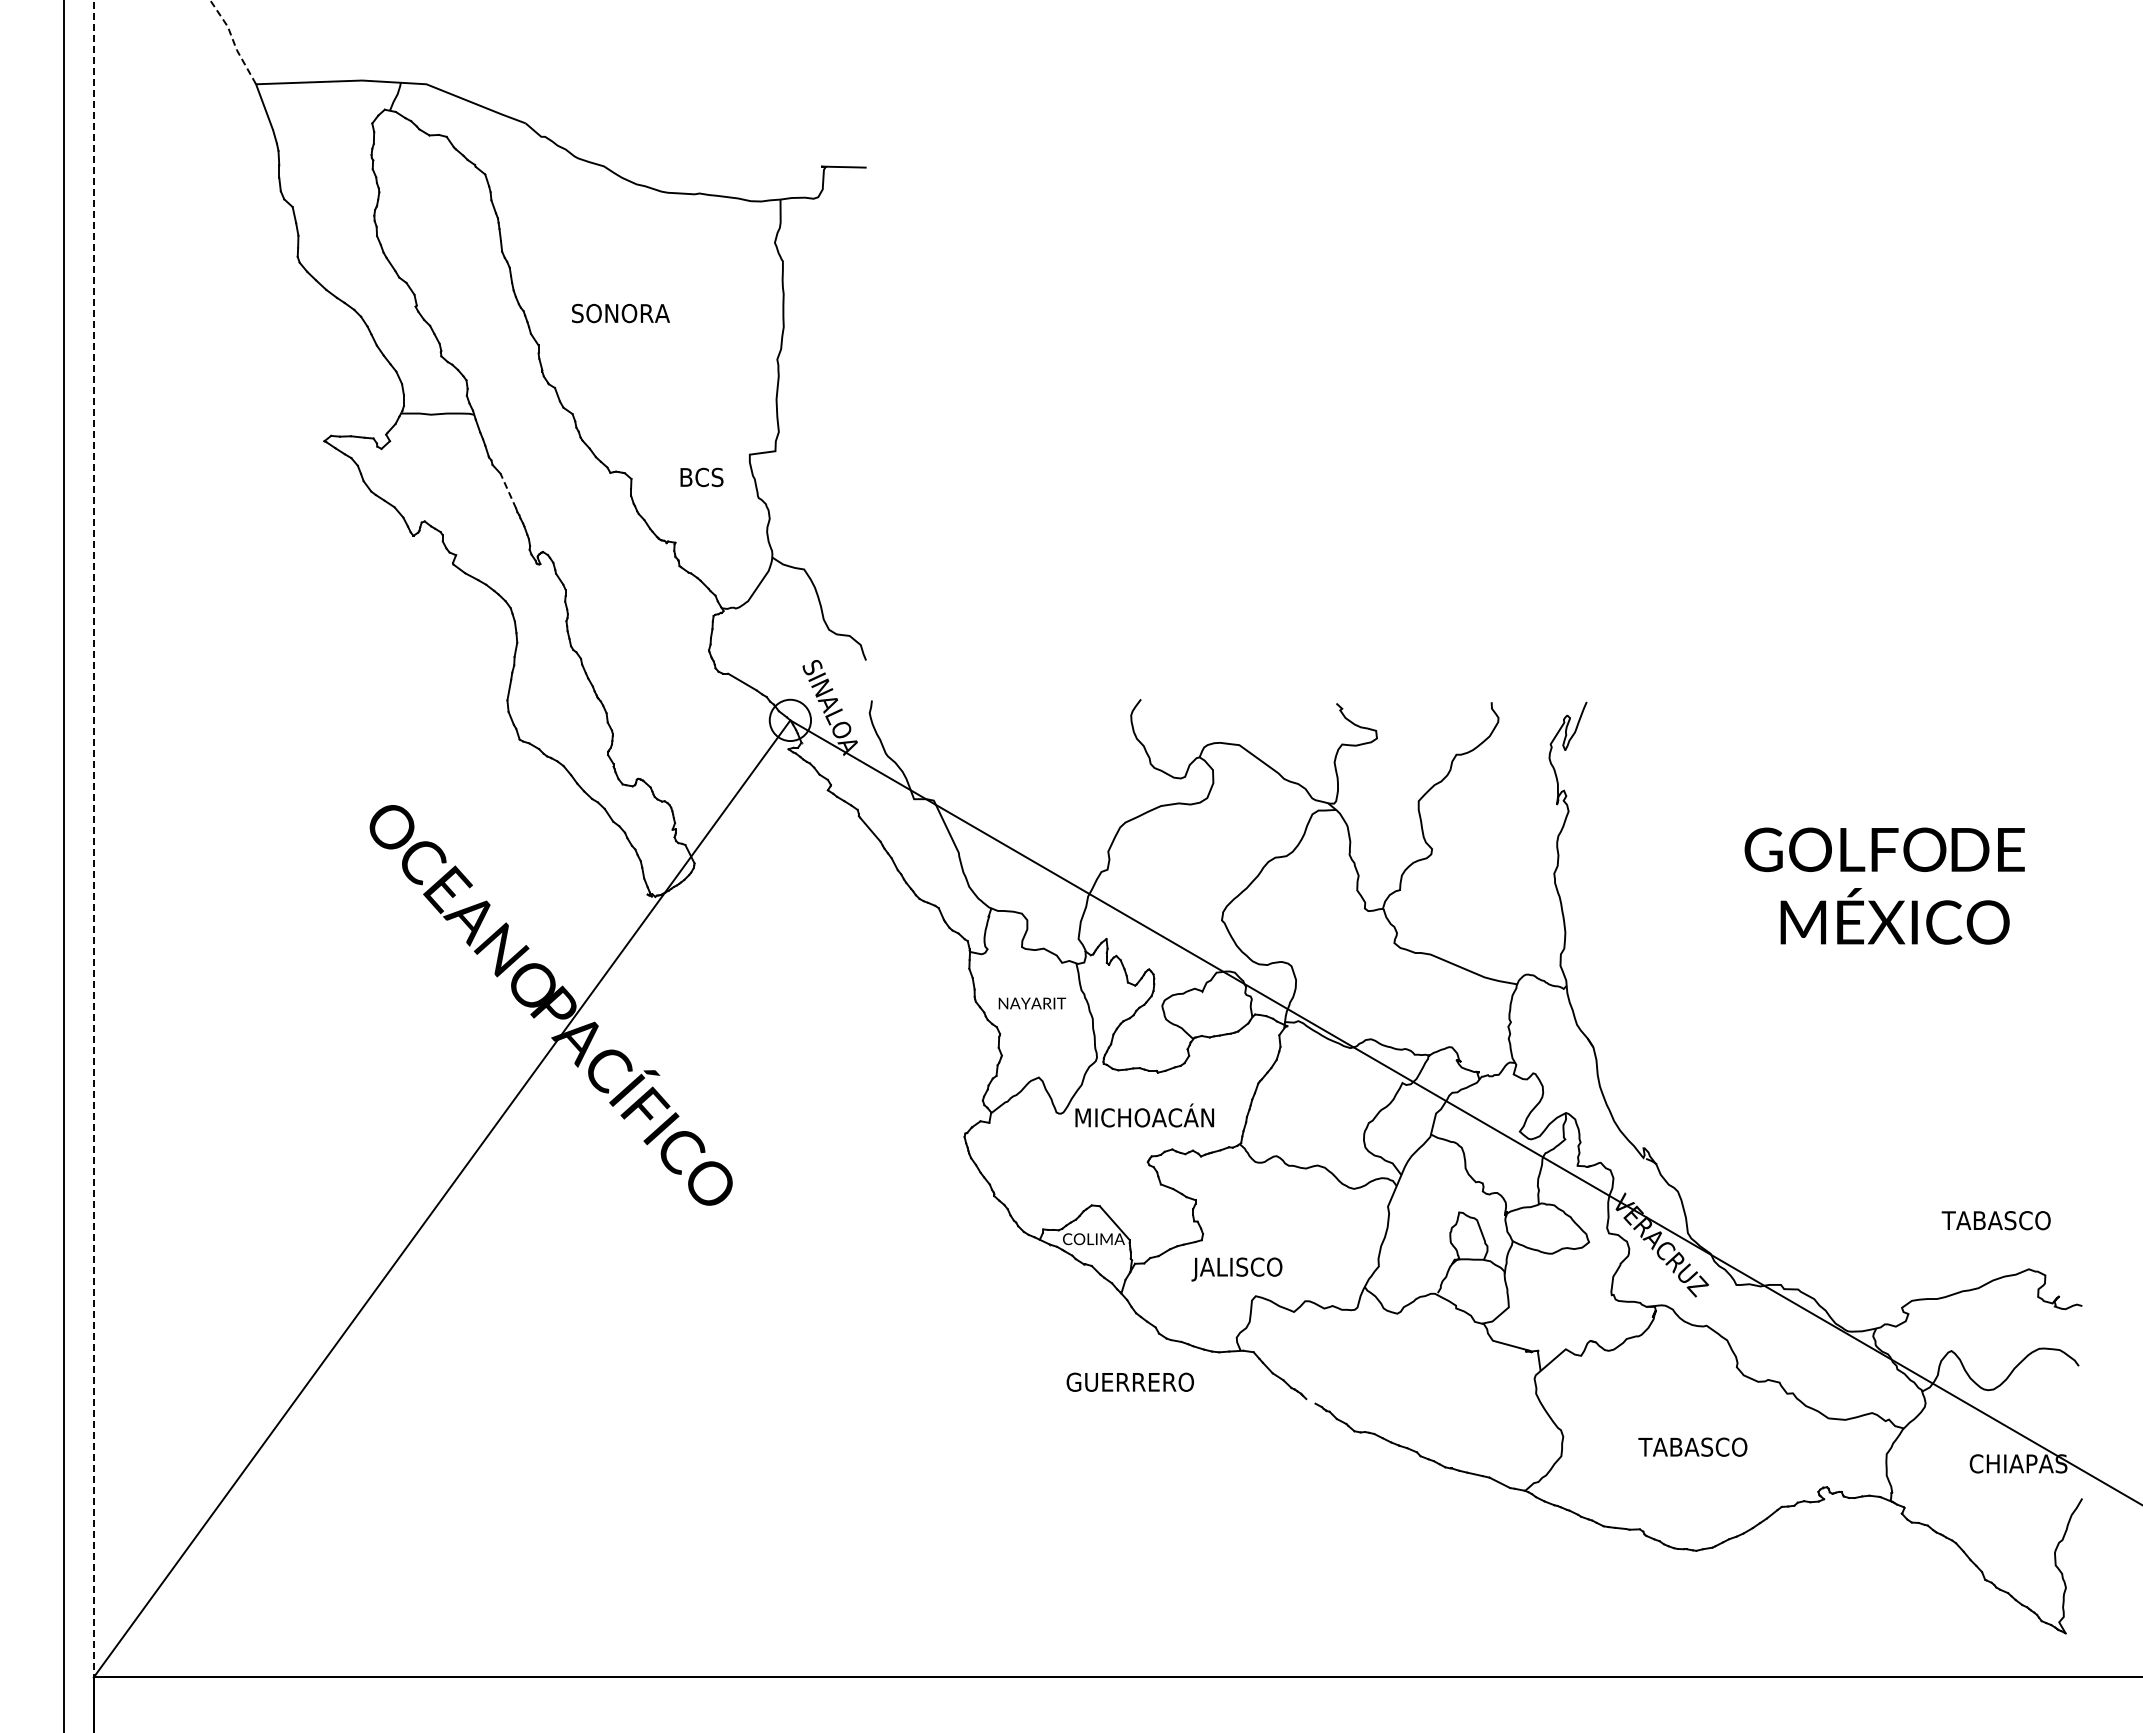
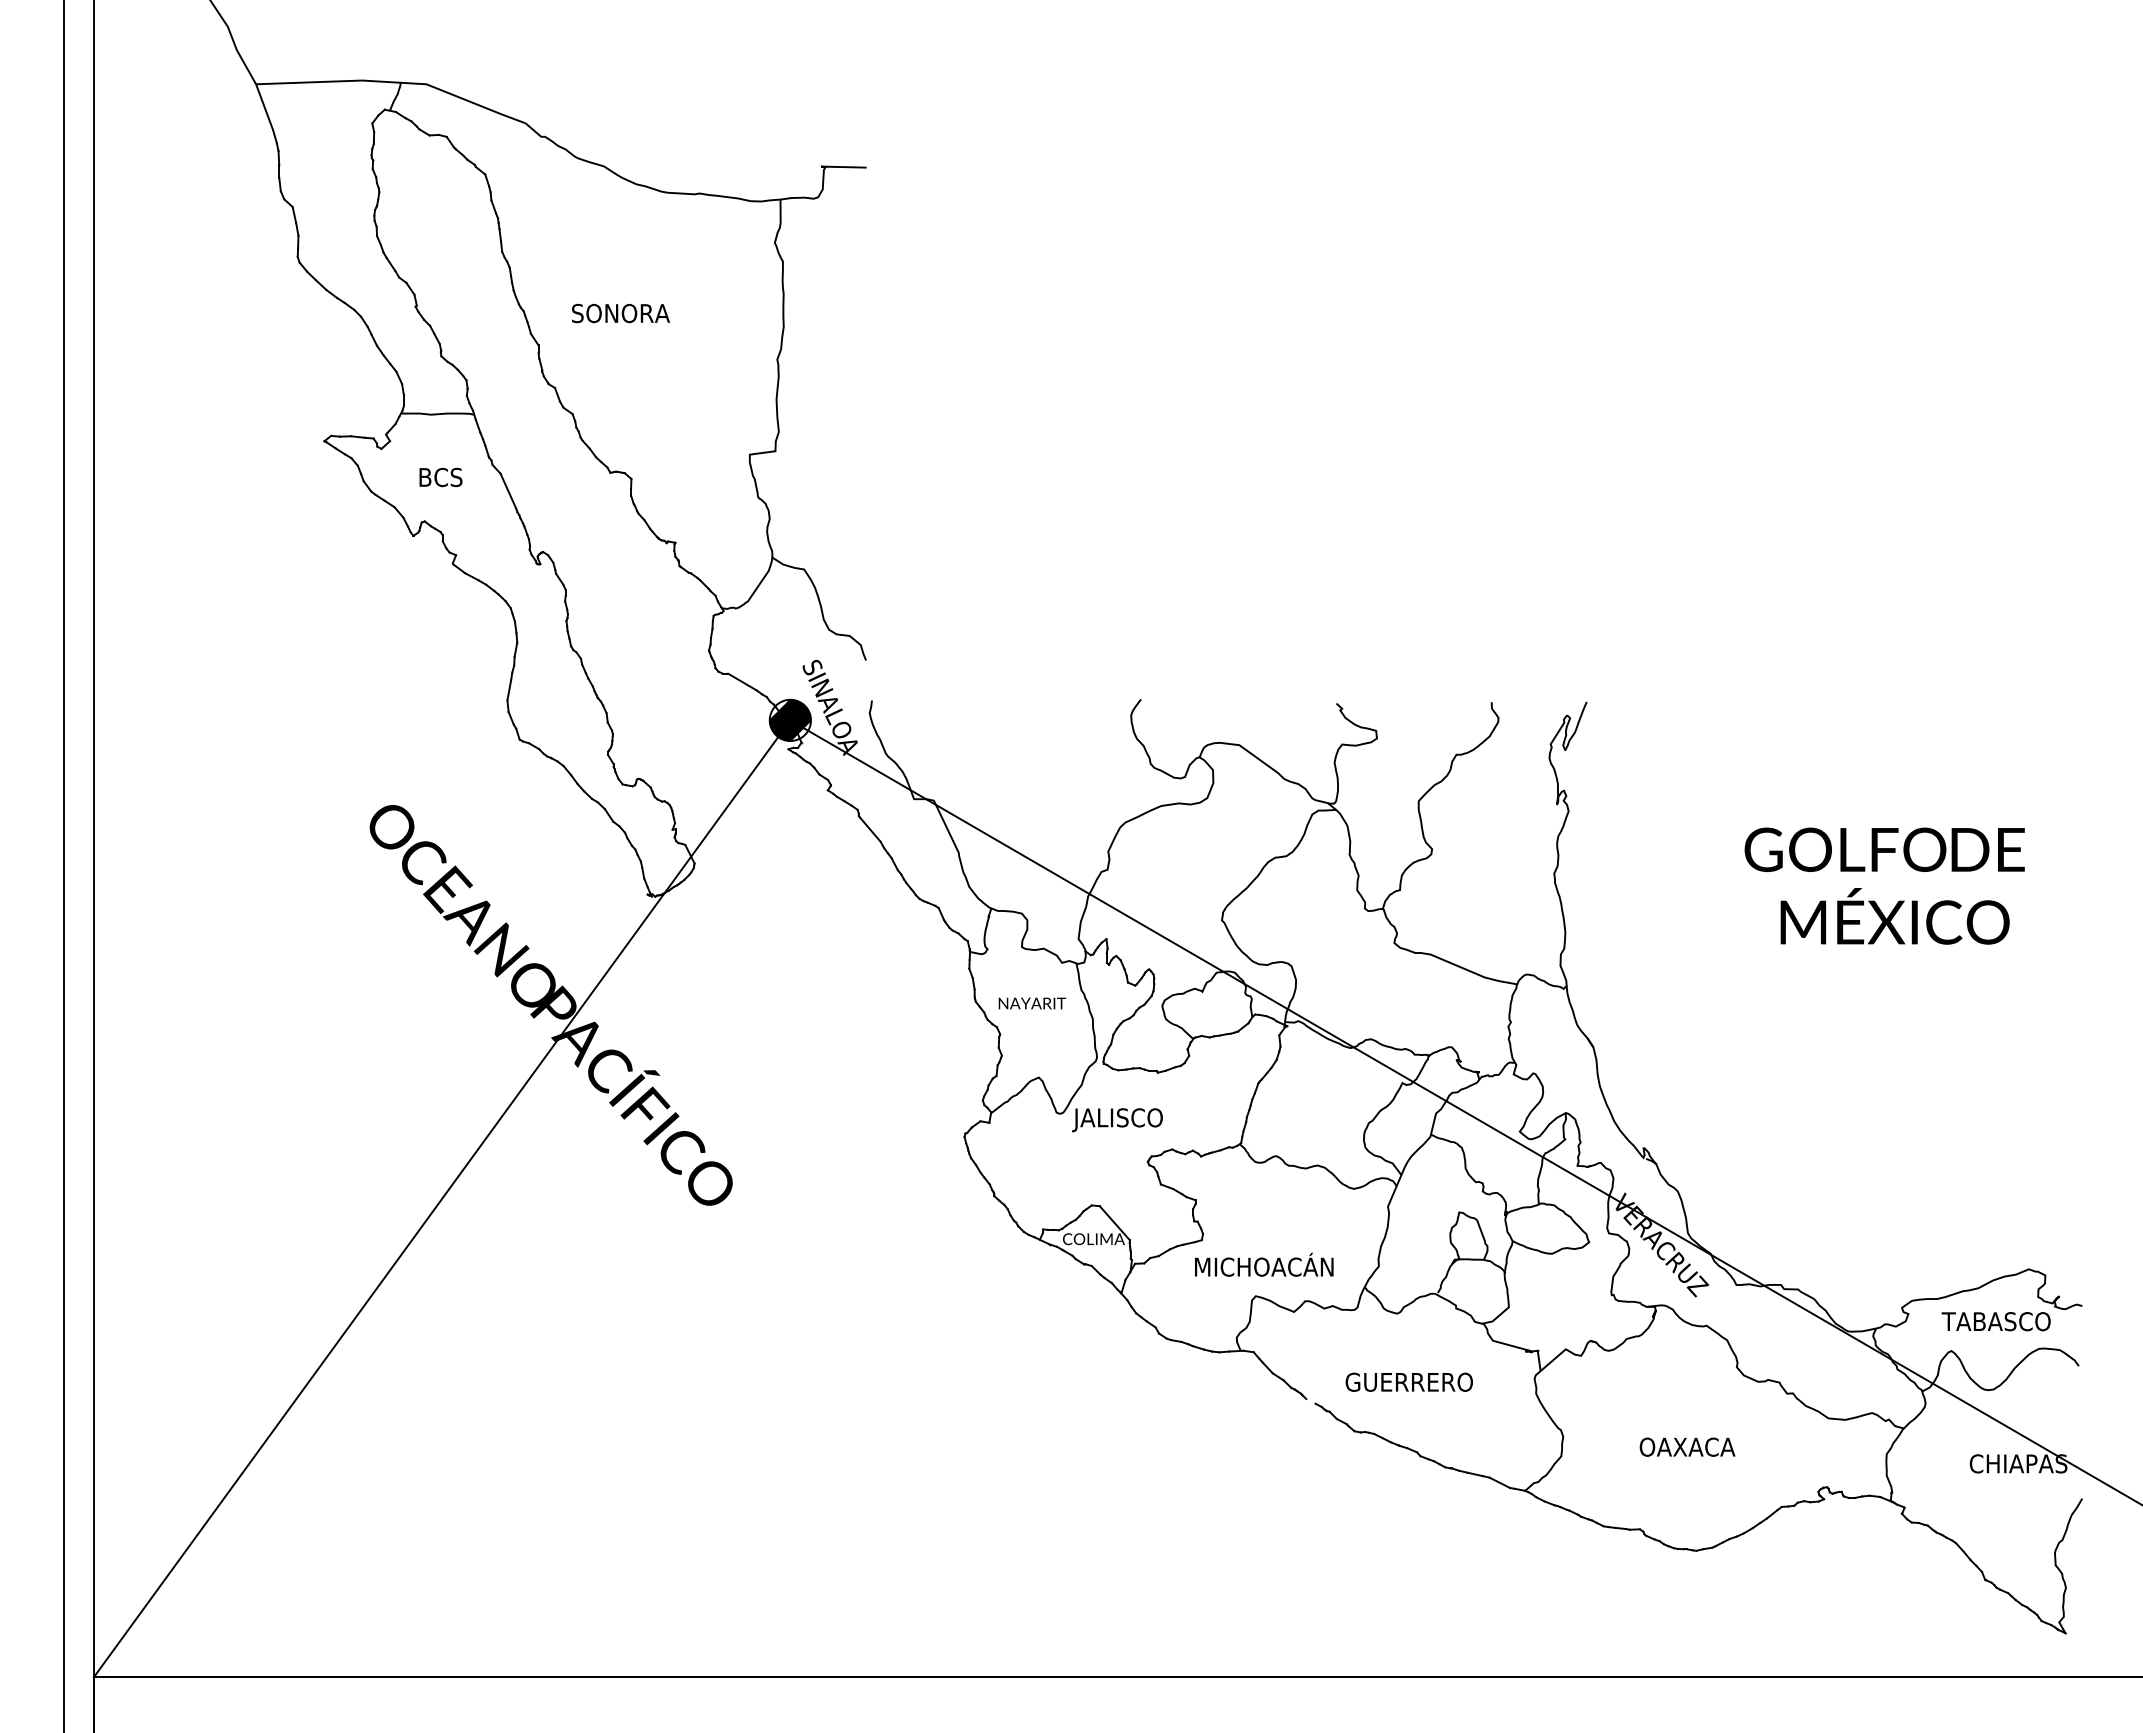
line: dashed -> solid (233, 42)
text position: (701, 477) -> (440, 477) (440, 477)
line: dashed -> solid (508, 490)
hatch: none -> present (790, 720)
line: dashed -> solid (93, 866)
text: MICHOACÁN -> JALISCO (1143, 1117)
text position: (1995, 1220) -> (1995, 1321) (1995, 1321)
text: JALISCO -> MICHOACÁN (1262, 1266)
text position: (1129, 1381) -> (1408, 1381) (1408, 1381)
text: TABASCO -> OAXACA (1692, 1446)
